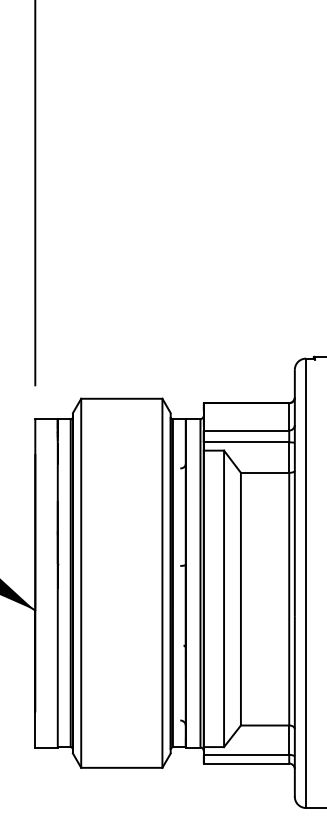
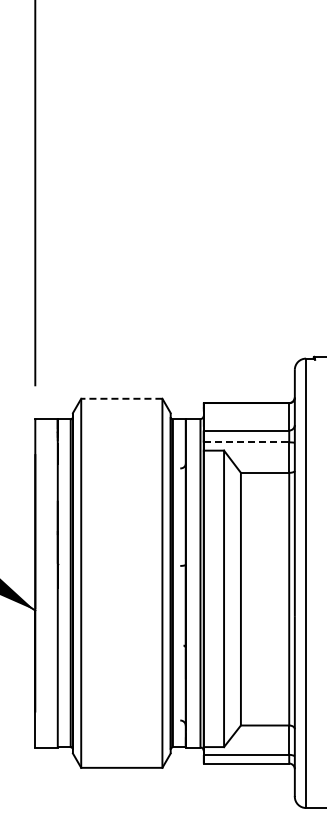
line: solid -> dashed (121, 398)
line: solid -> dashed (246, 442)
